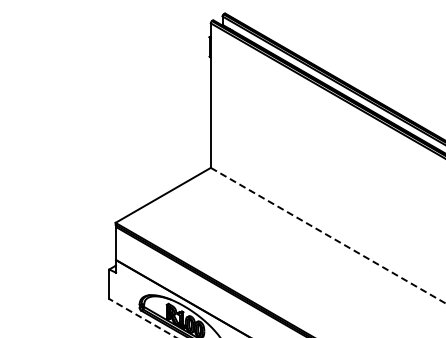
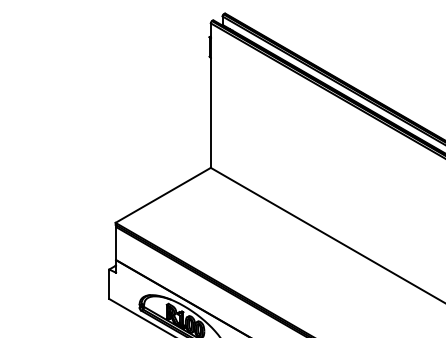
line: dashed -> solid (328, 235)
line: dashed -> solid (143, 318)
